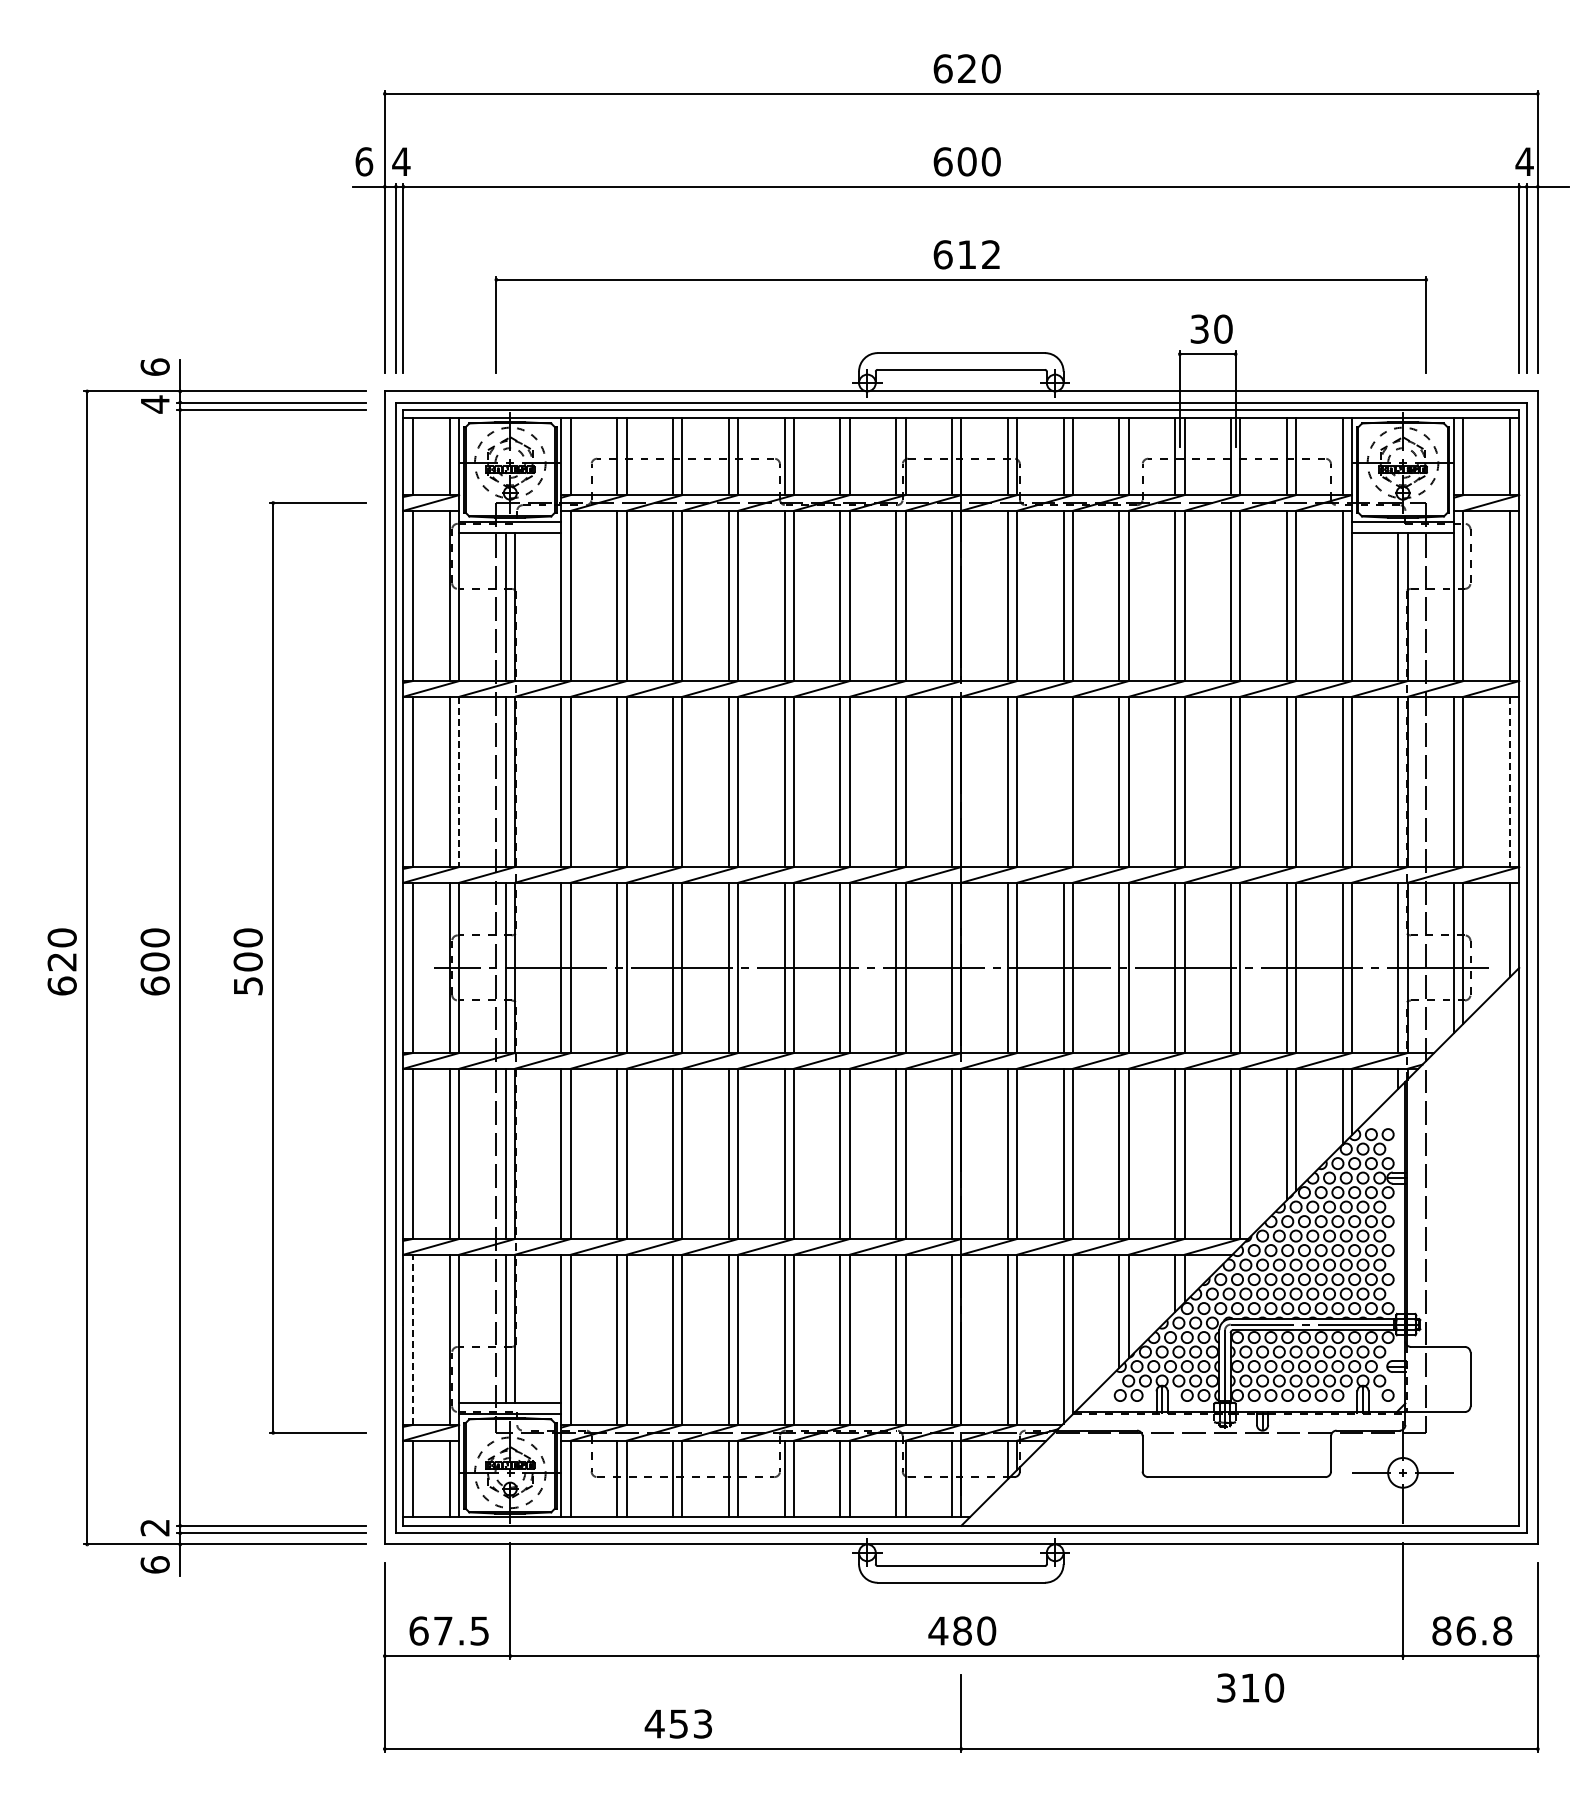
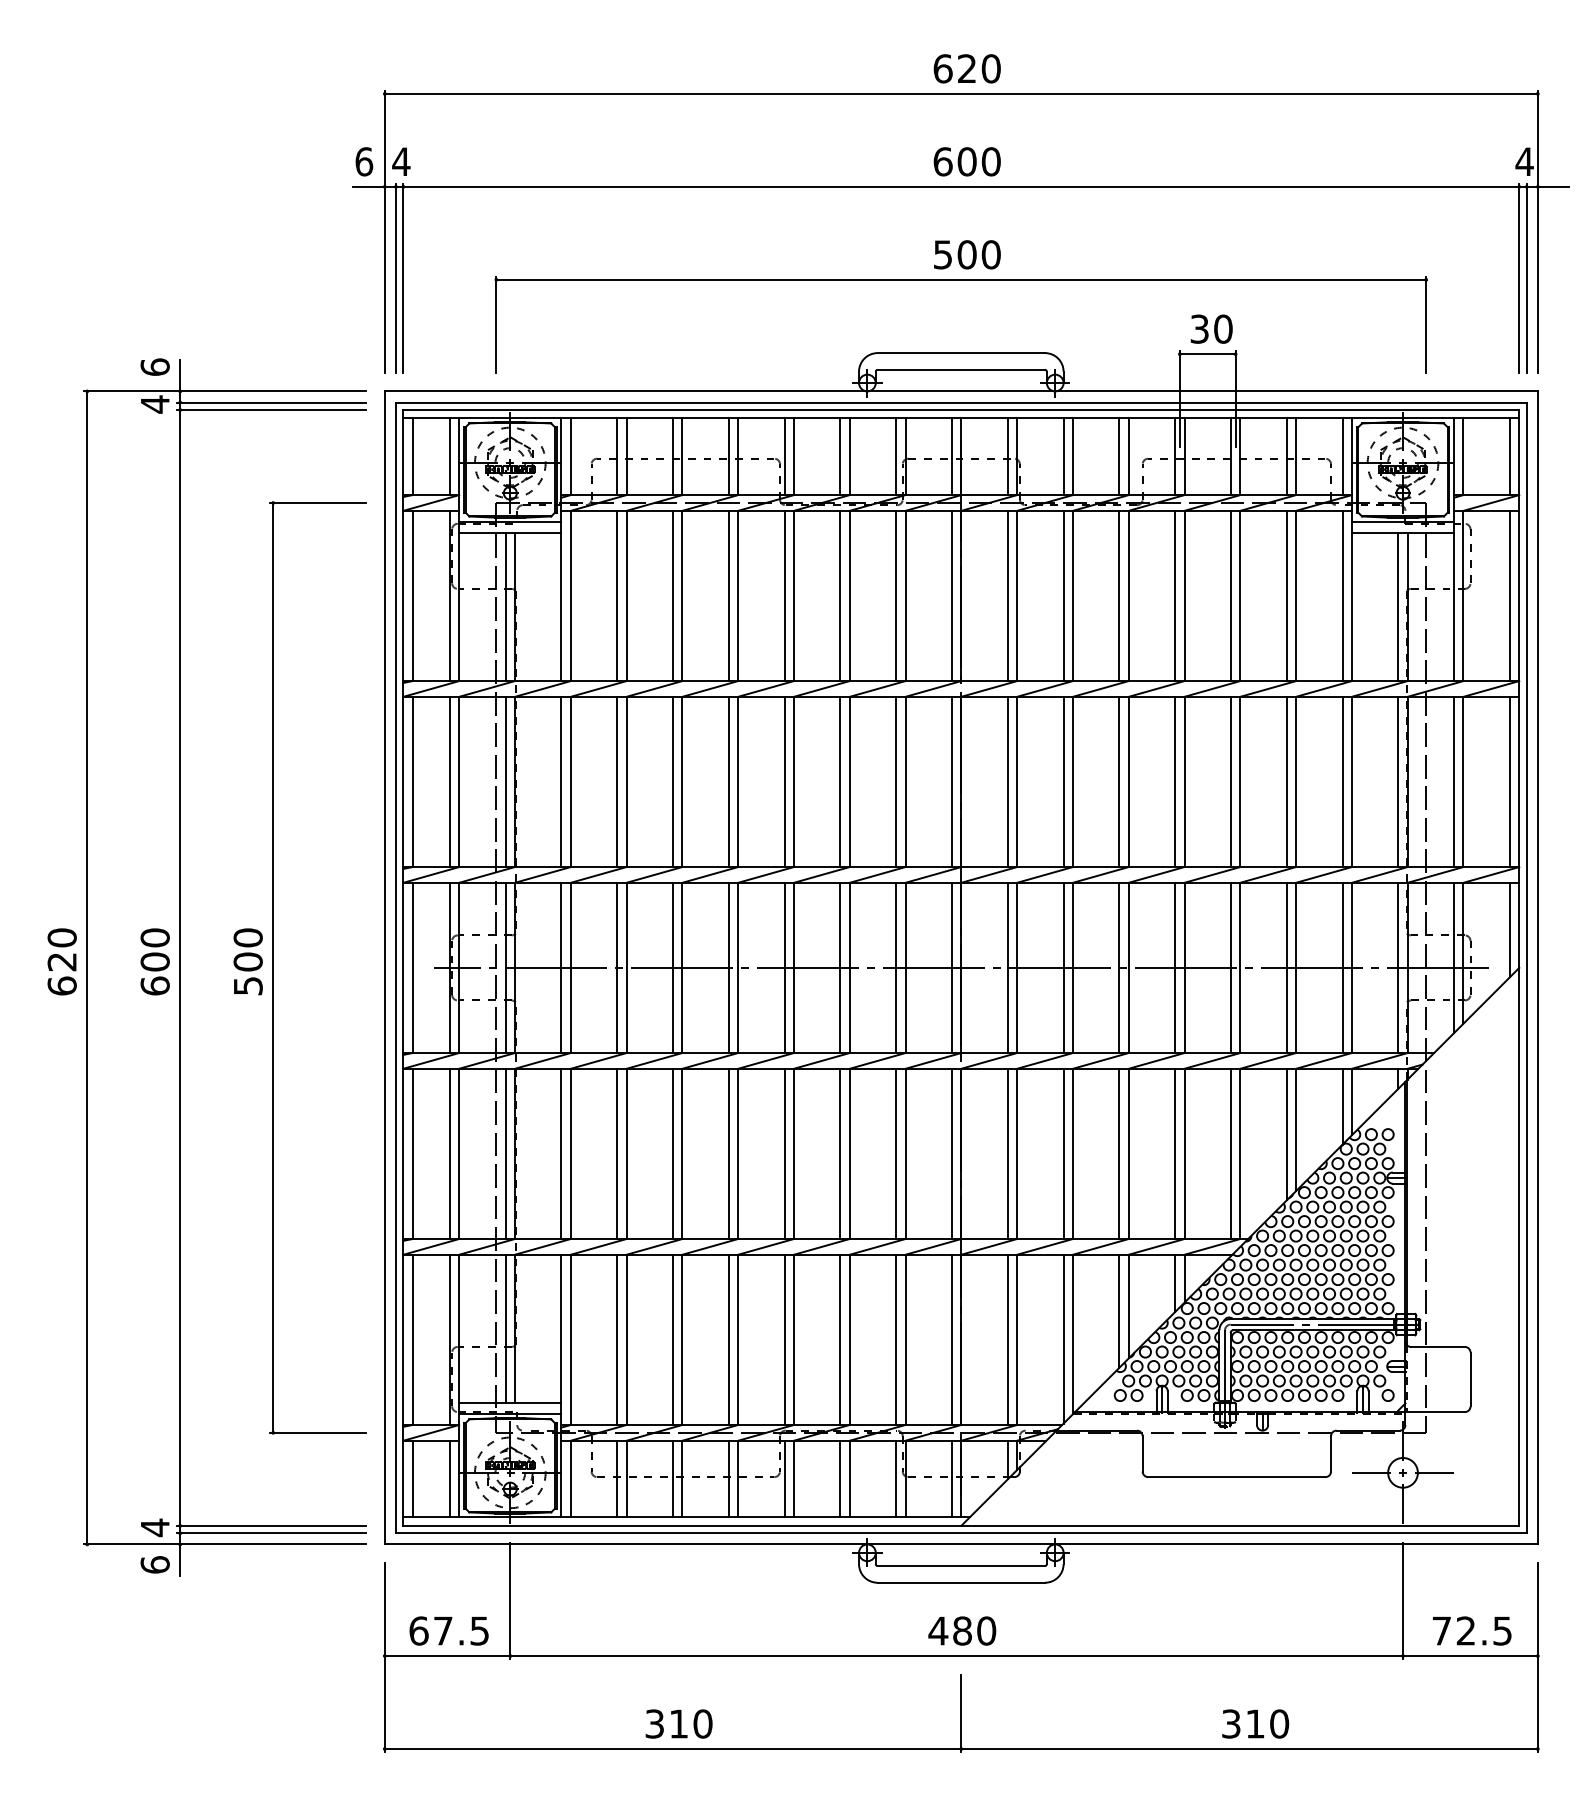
text: 612 -> 500 (966, 254)
line: none -> present (1063, 781)
line: dashed -> solid (459, 782)
line: dashed -> solid (1509, 782)
line: dashed -> solid (412, 1339)
text: 2 -> 4 (154, 1527)
text: 86.8 -> 72.5 (1472, 1630)
text position: (1250, 1687) -> (1255, 1723) (1255, 1723)
text: 453 -> 310 (678, 1723)
